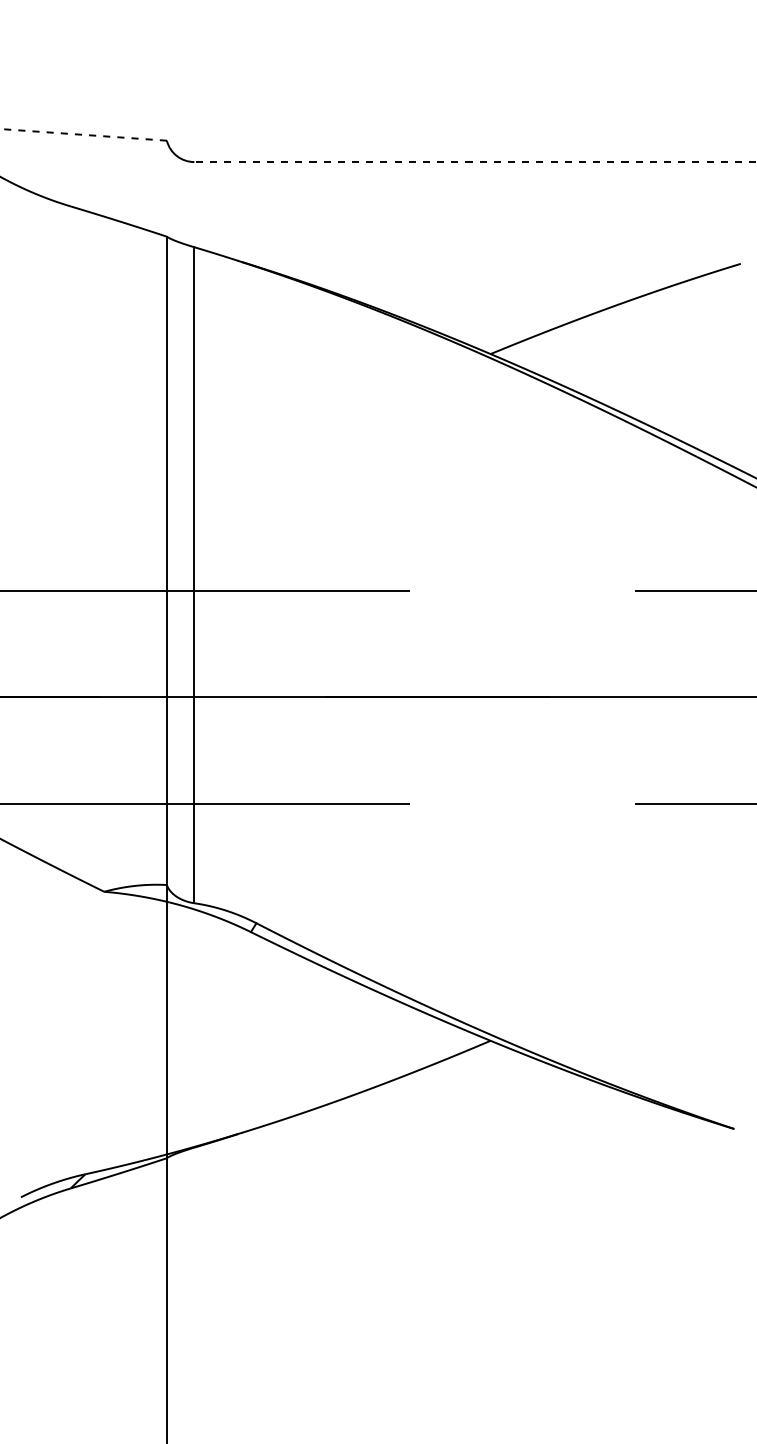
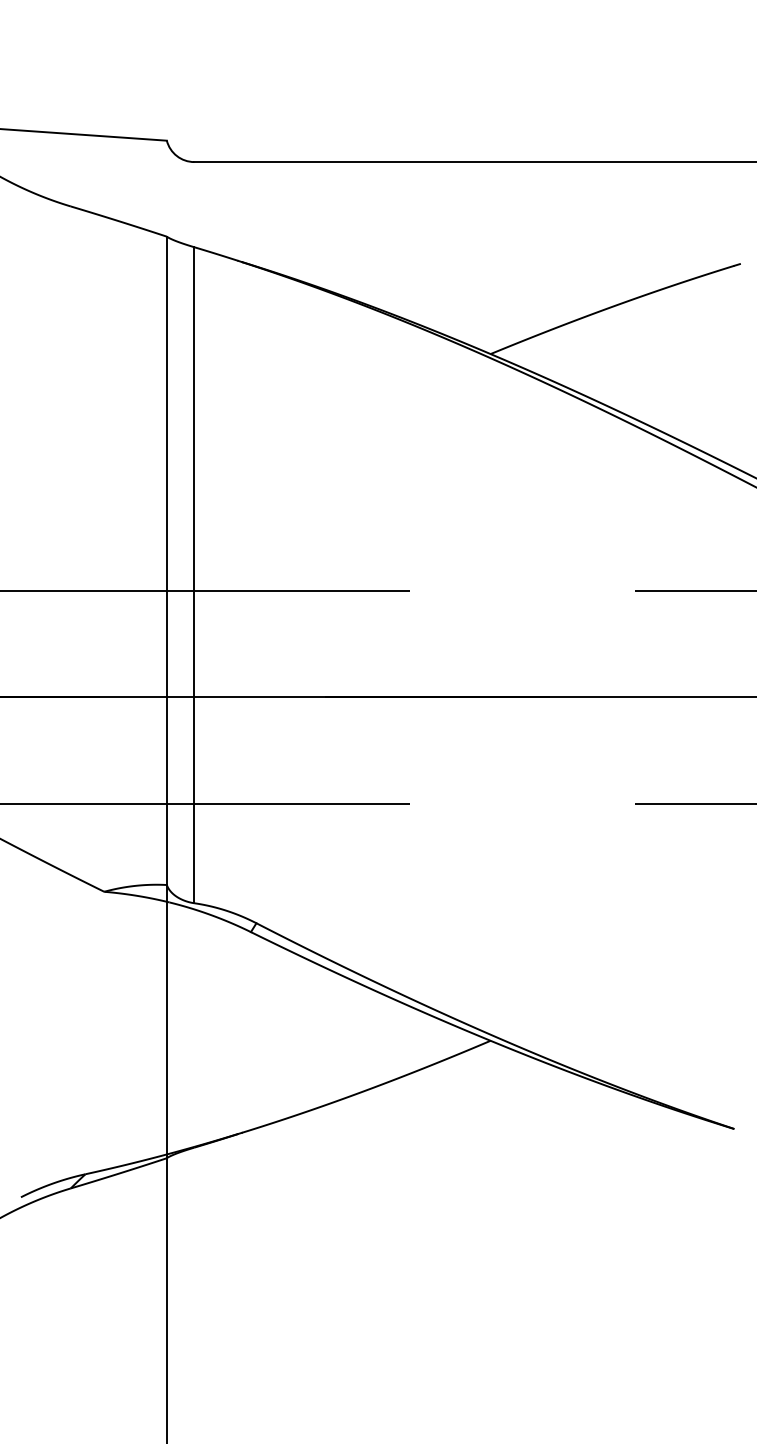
line: dashed -> solid (83, 134)
line: dashed -> solid (475, 162)
